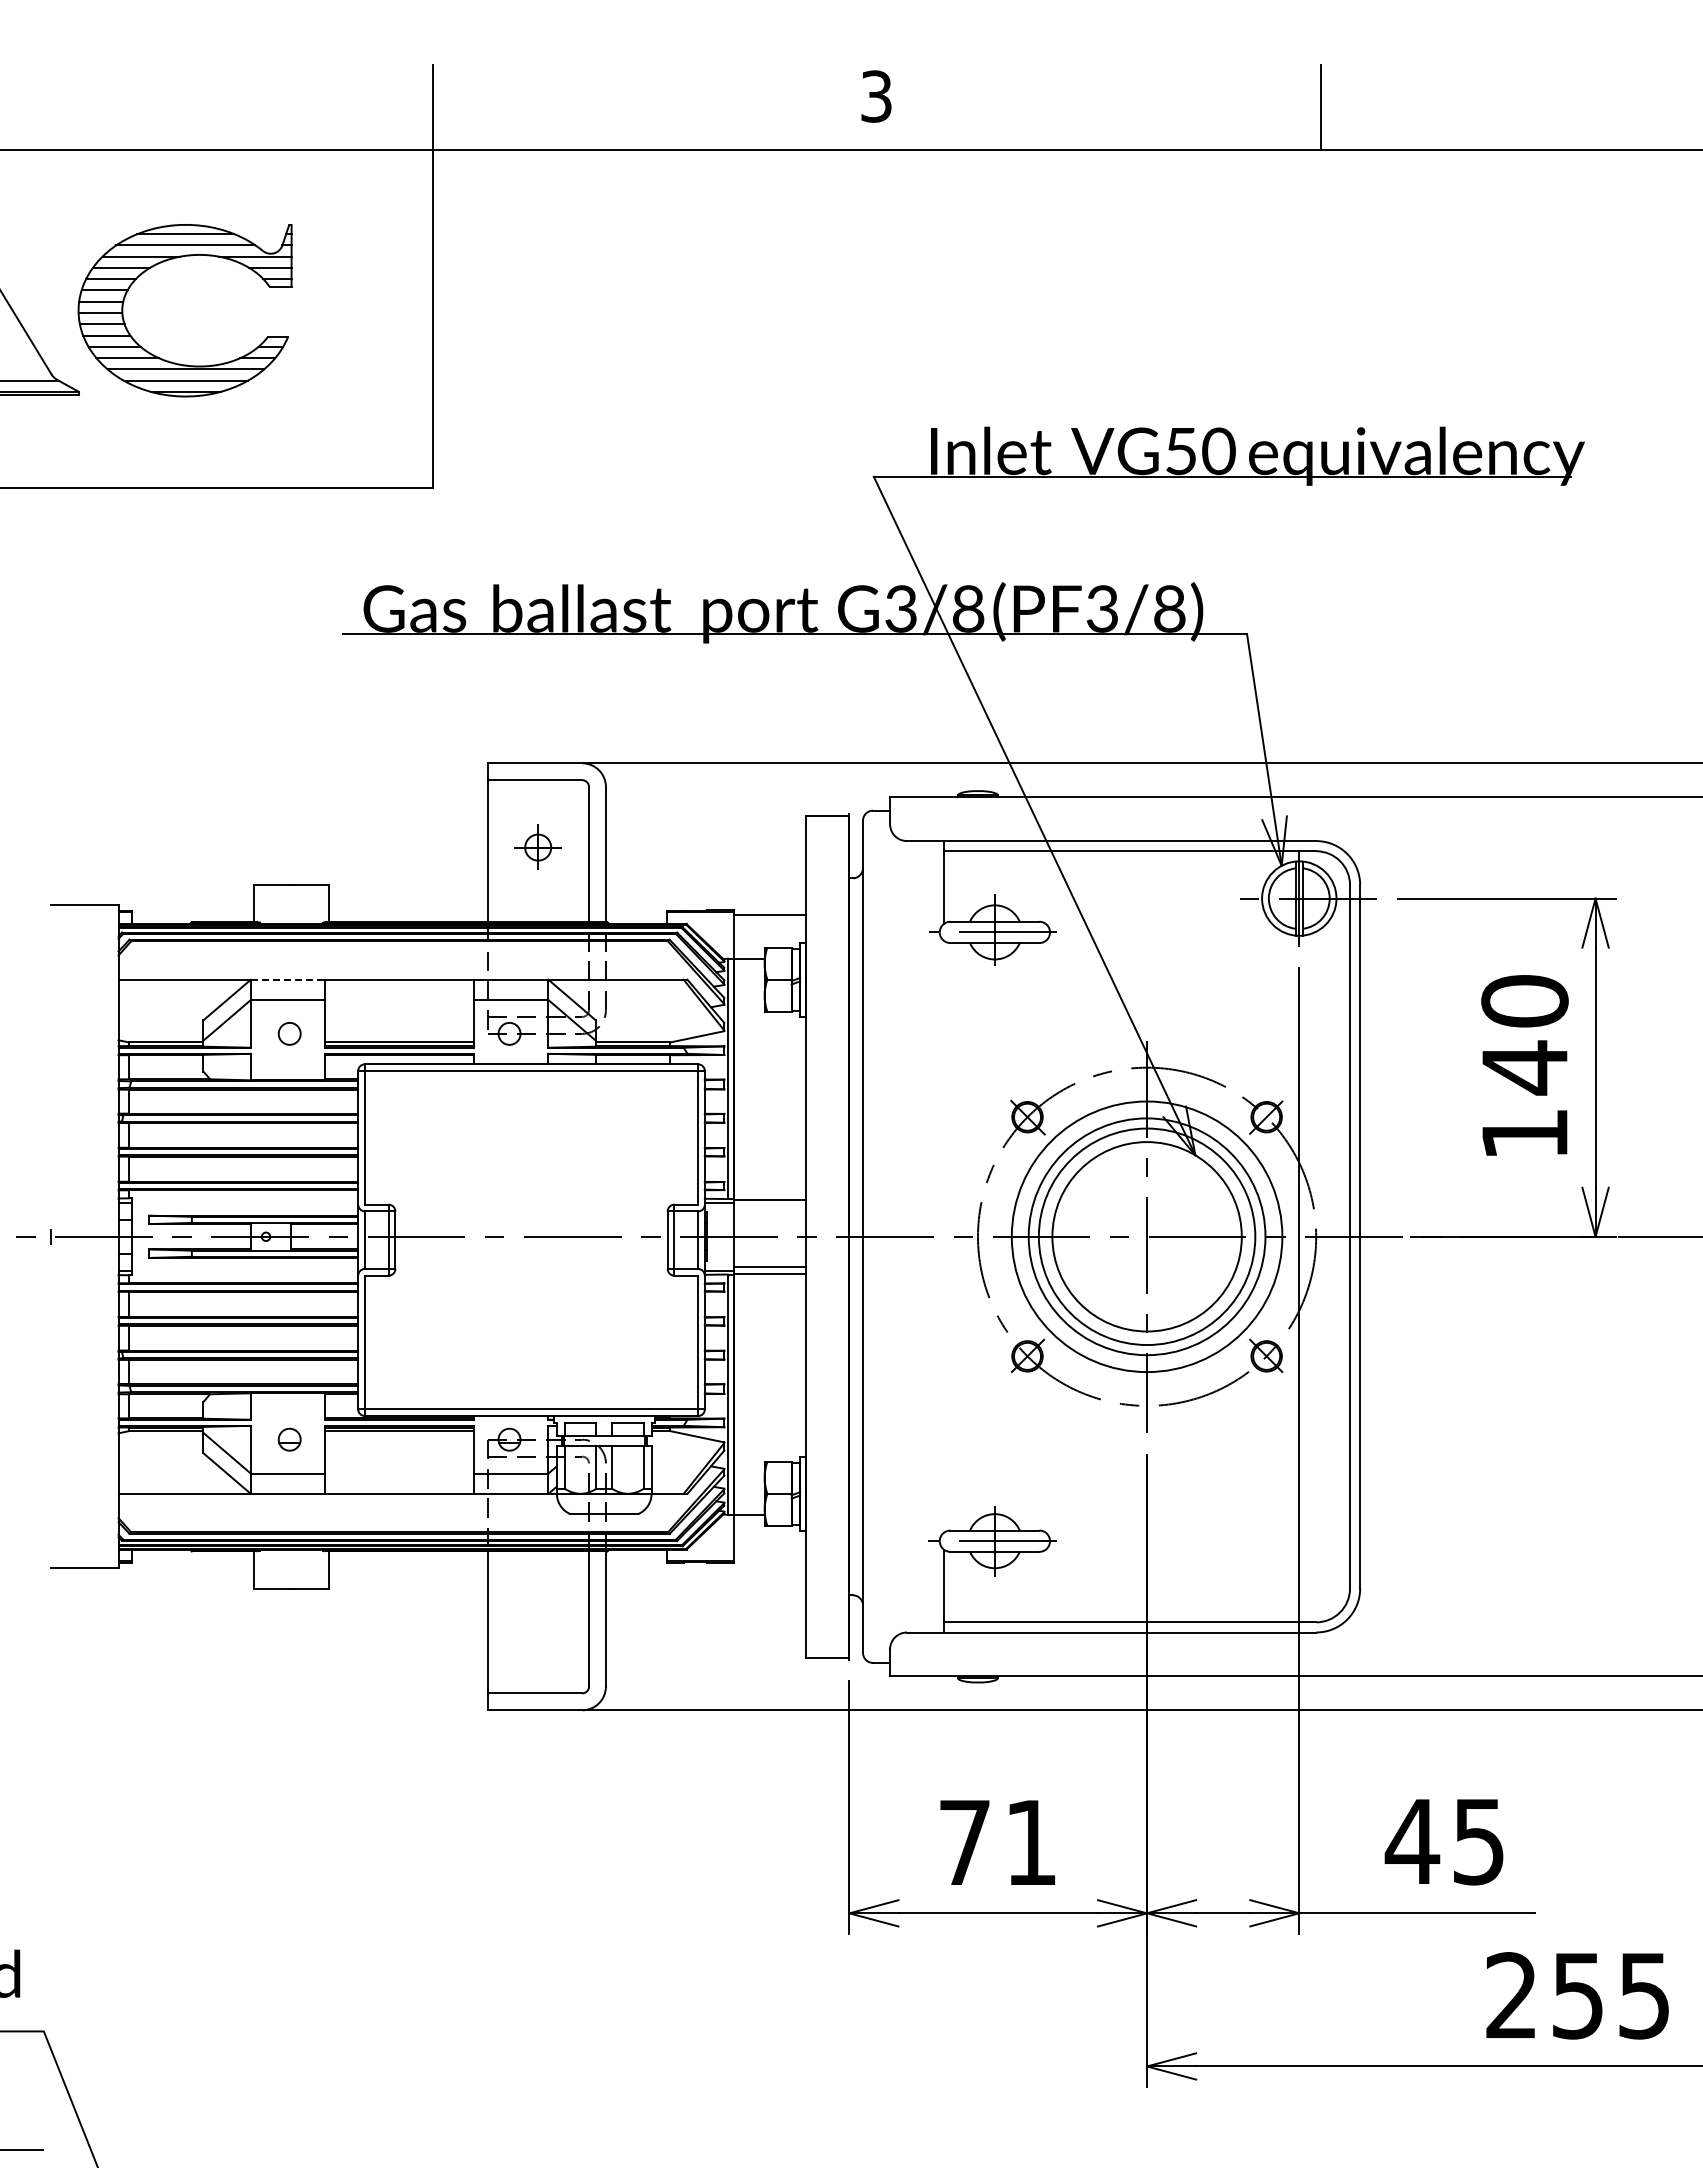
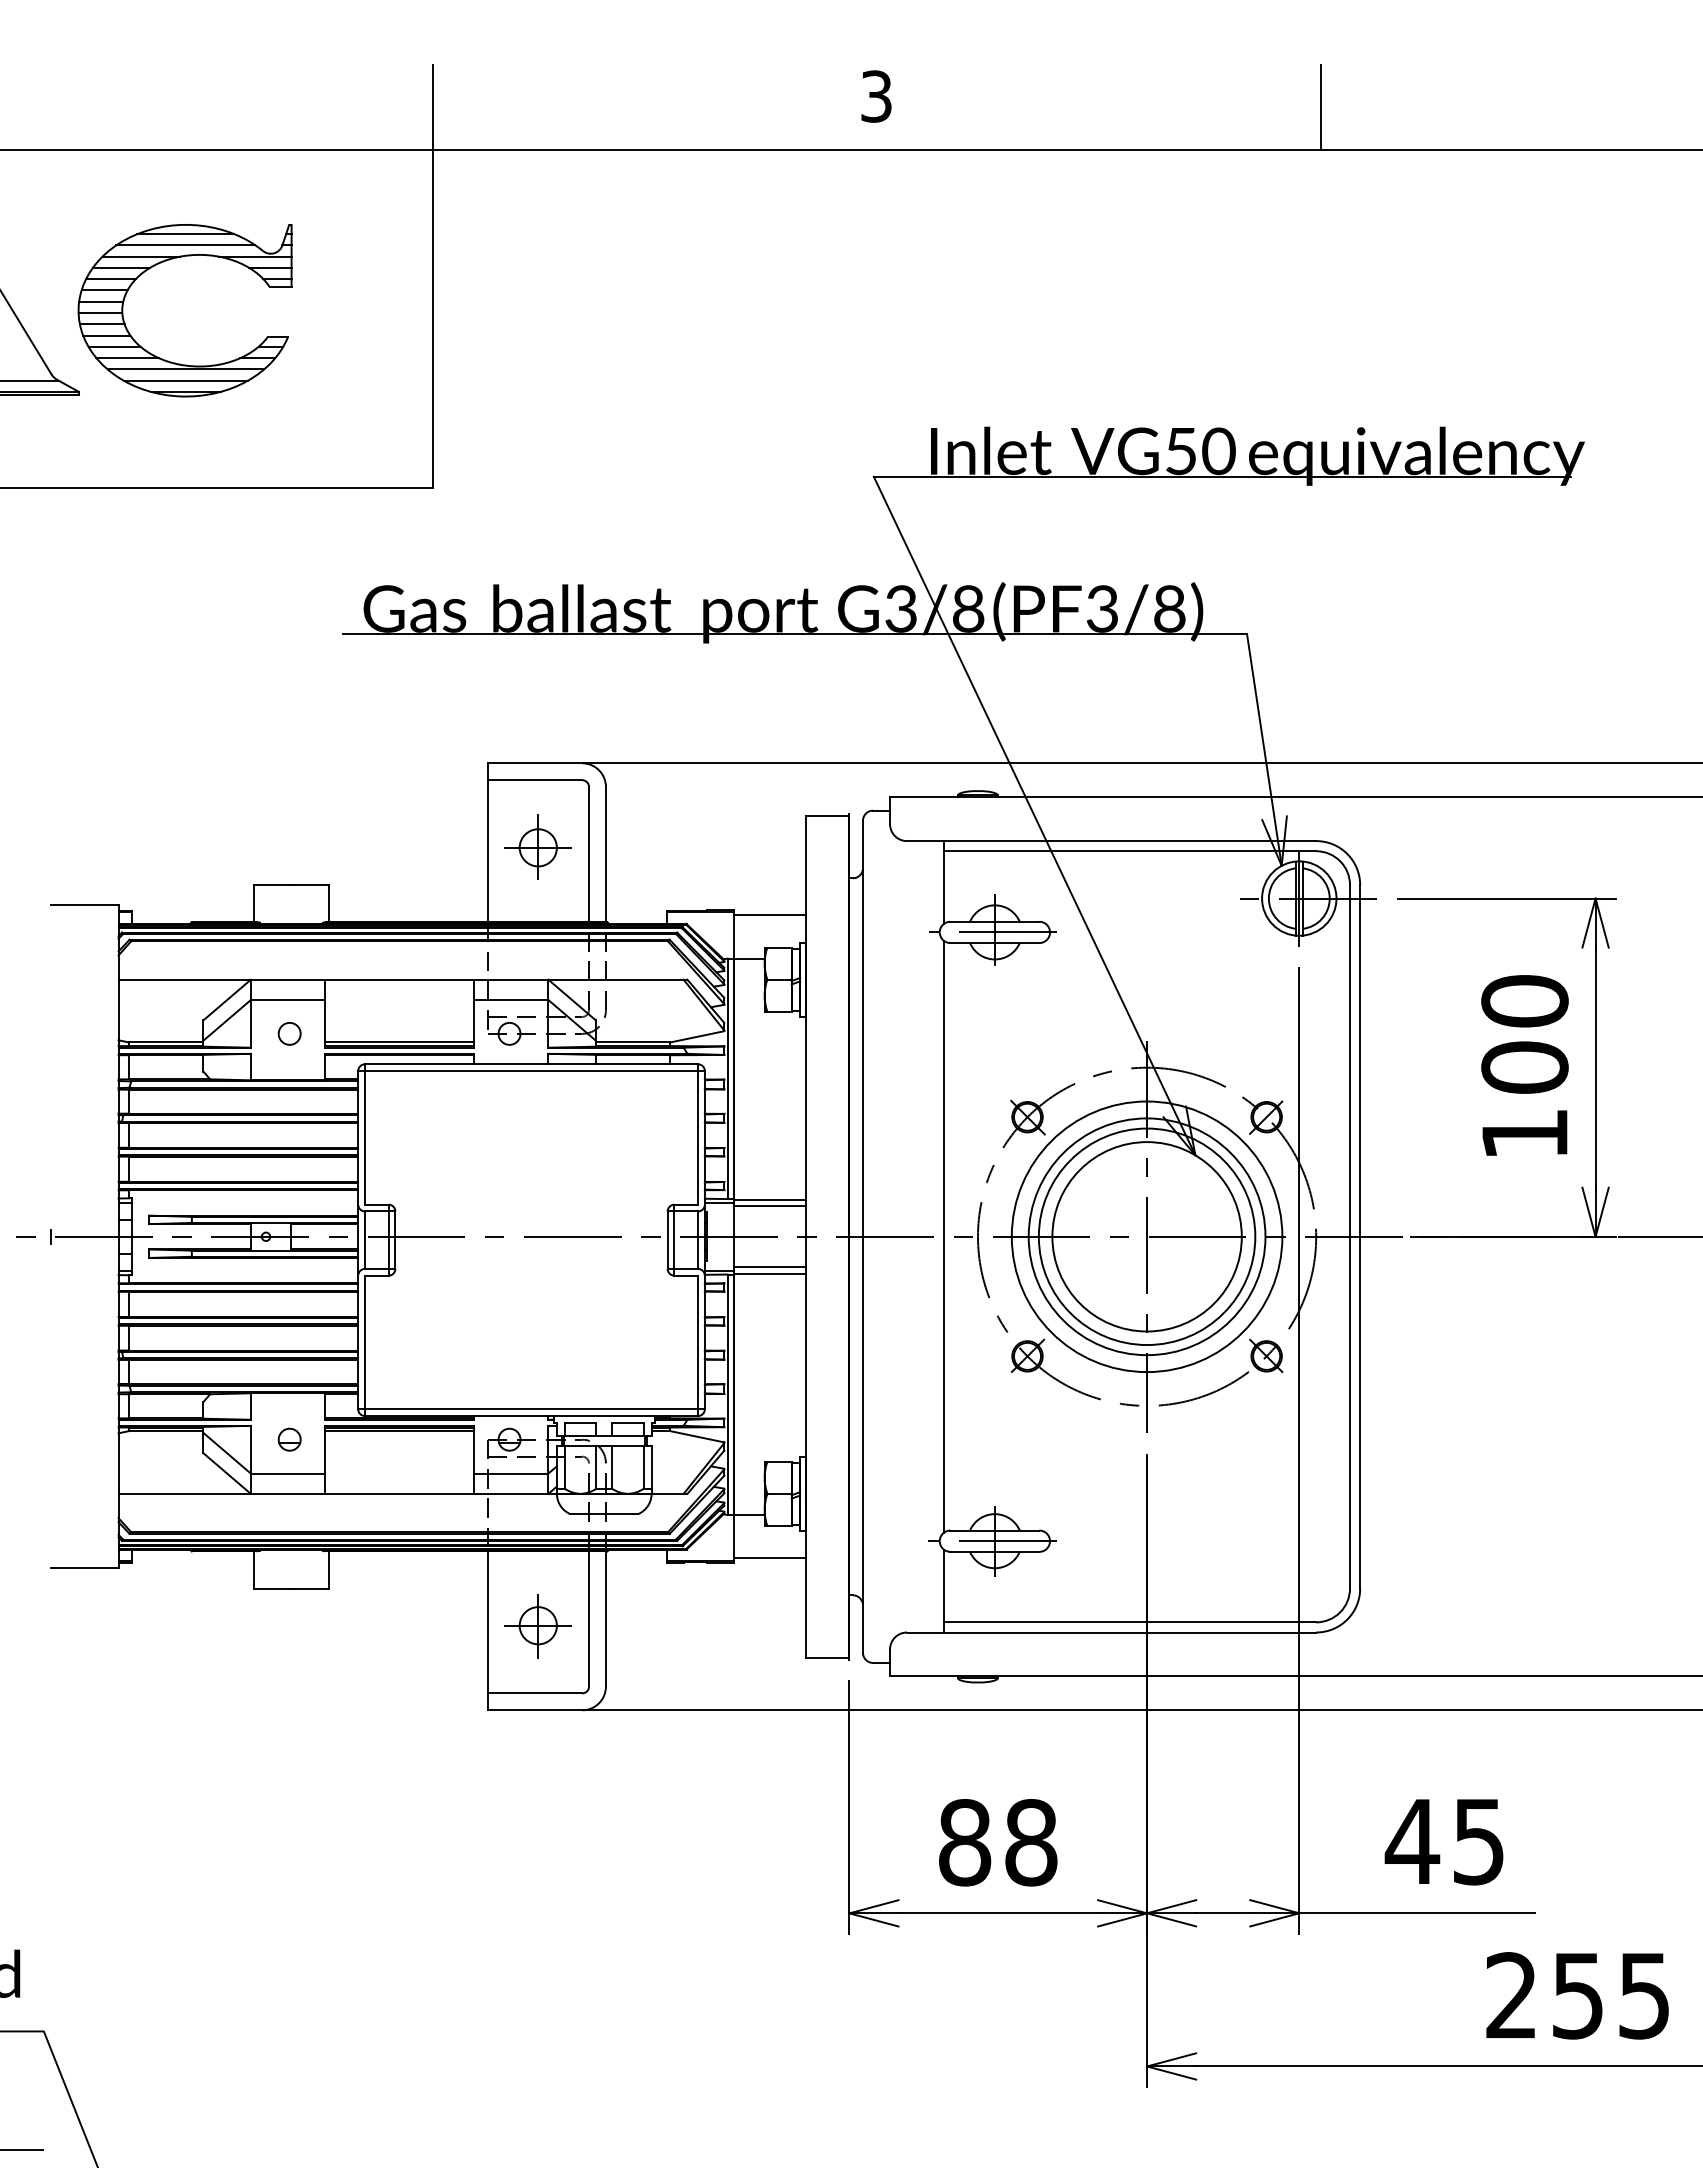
part size: 48x46 px -> 68x66 px (537, 846)
line: dashed -> solid (288, 979)
text: 140 -> 100 (1524, 1067)
line: none -> present (769, 1206)
line: none -> present (944, 1236)
line: none -> present (769, 1558)
part: none -> present (537, 1626)
text: 71 -> 88 (998, 1842)
